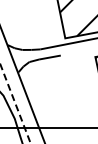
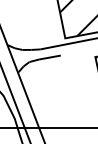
line: dashed -> solid (15, 103)
